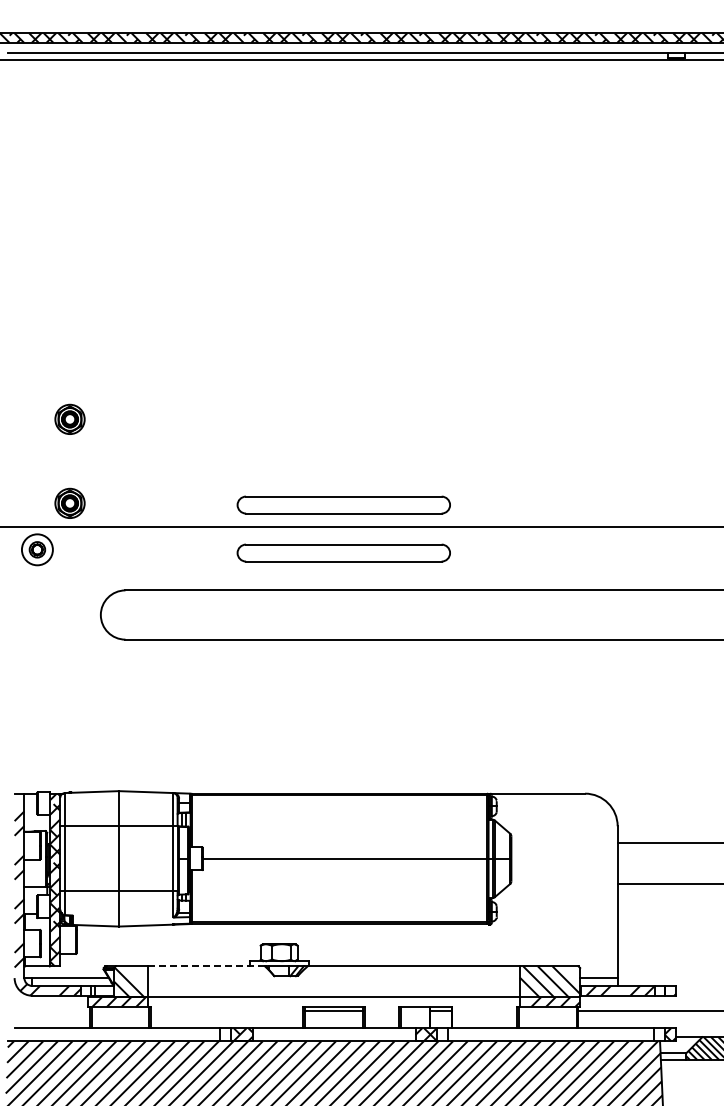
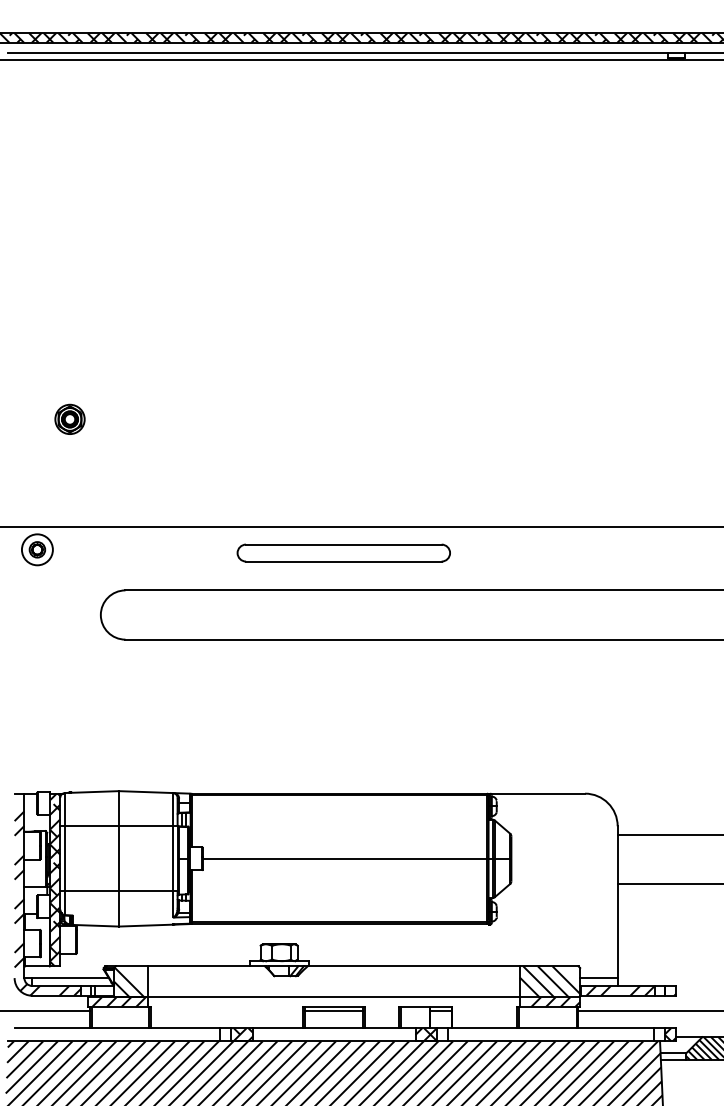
part: present -> none (69, 502)
part: present -> none (343, 504)
line position: (668, 842) -> (668, 834) (668, 834)
line: dashed -> solid (206, 966)
line: none -> present (45, 1011)
